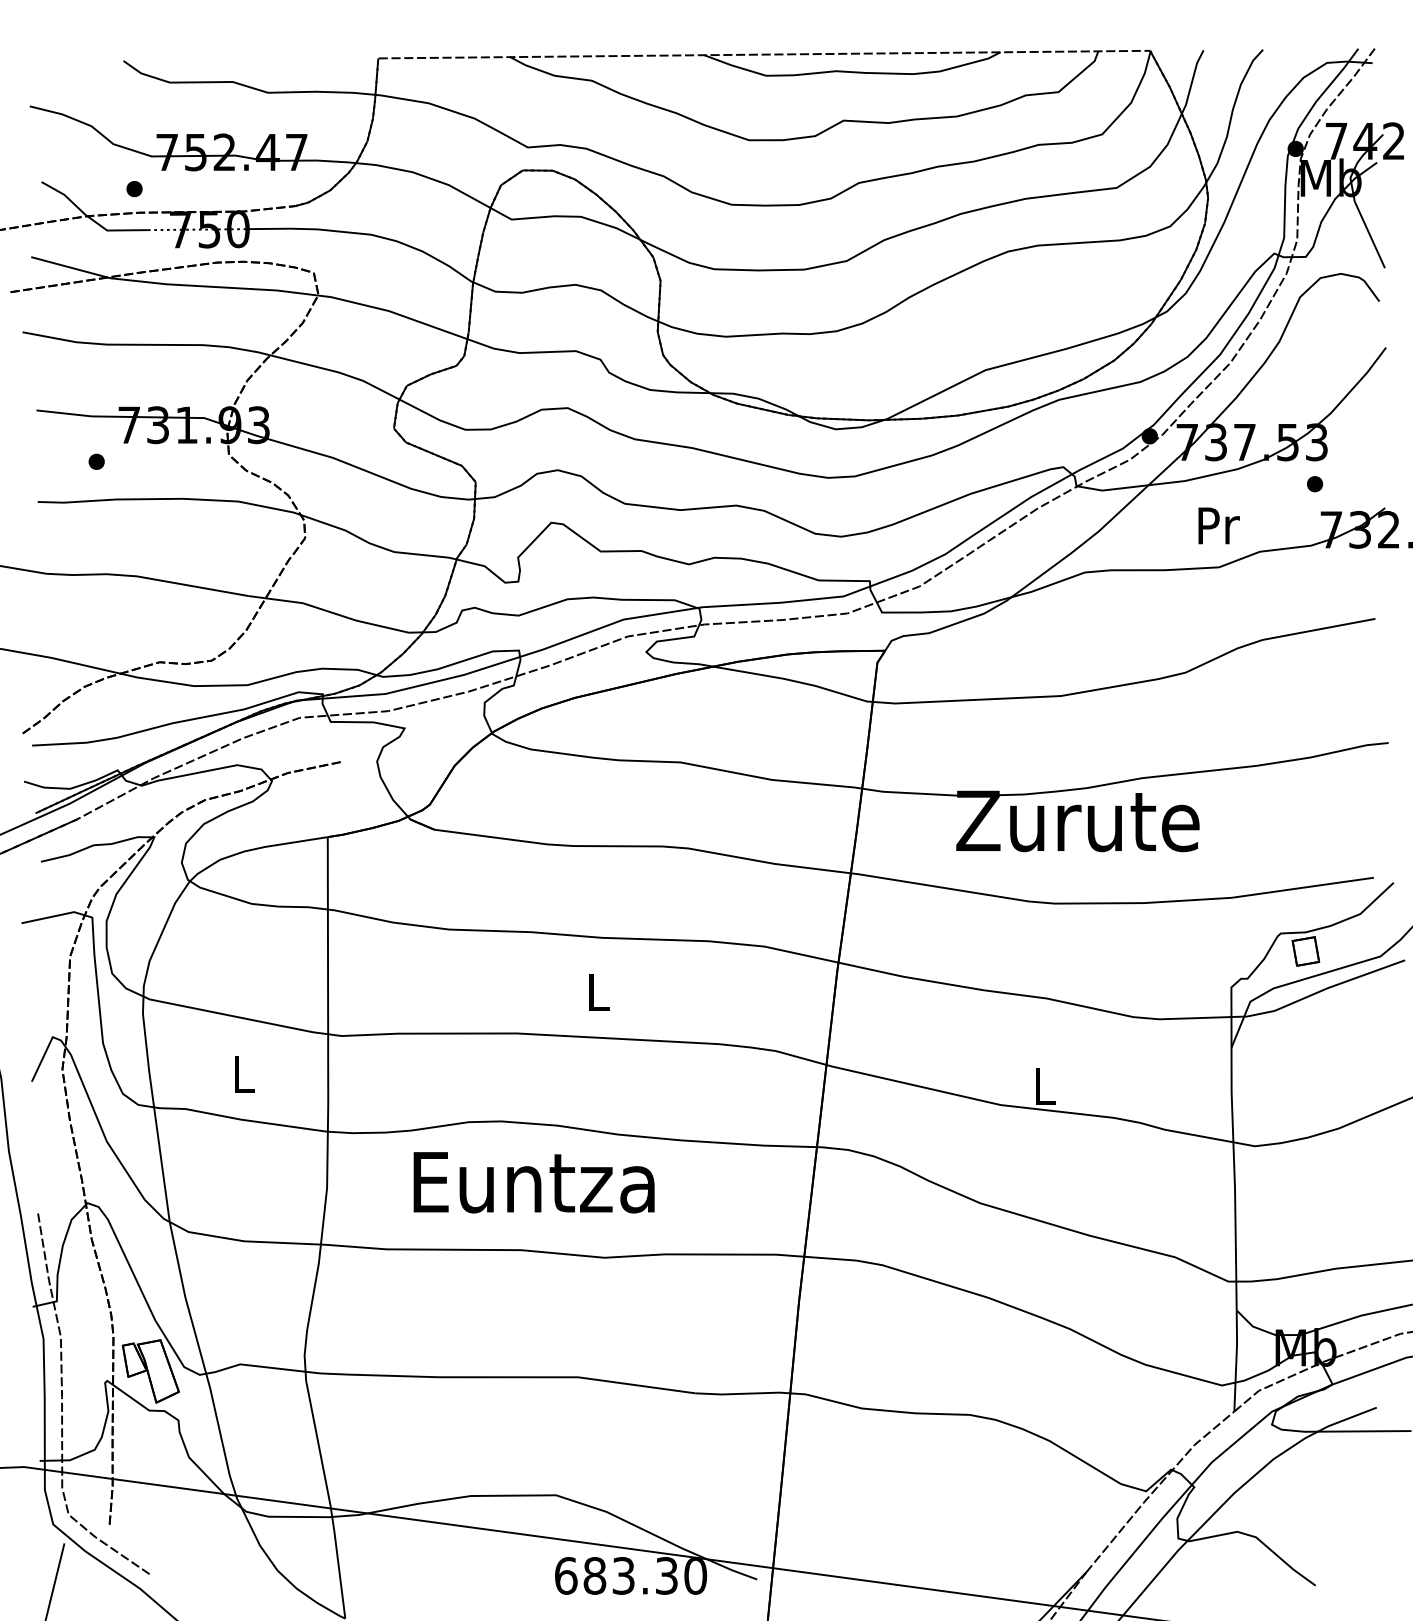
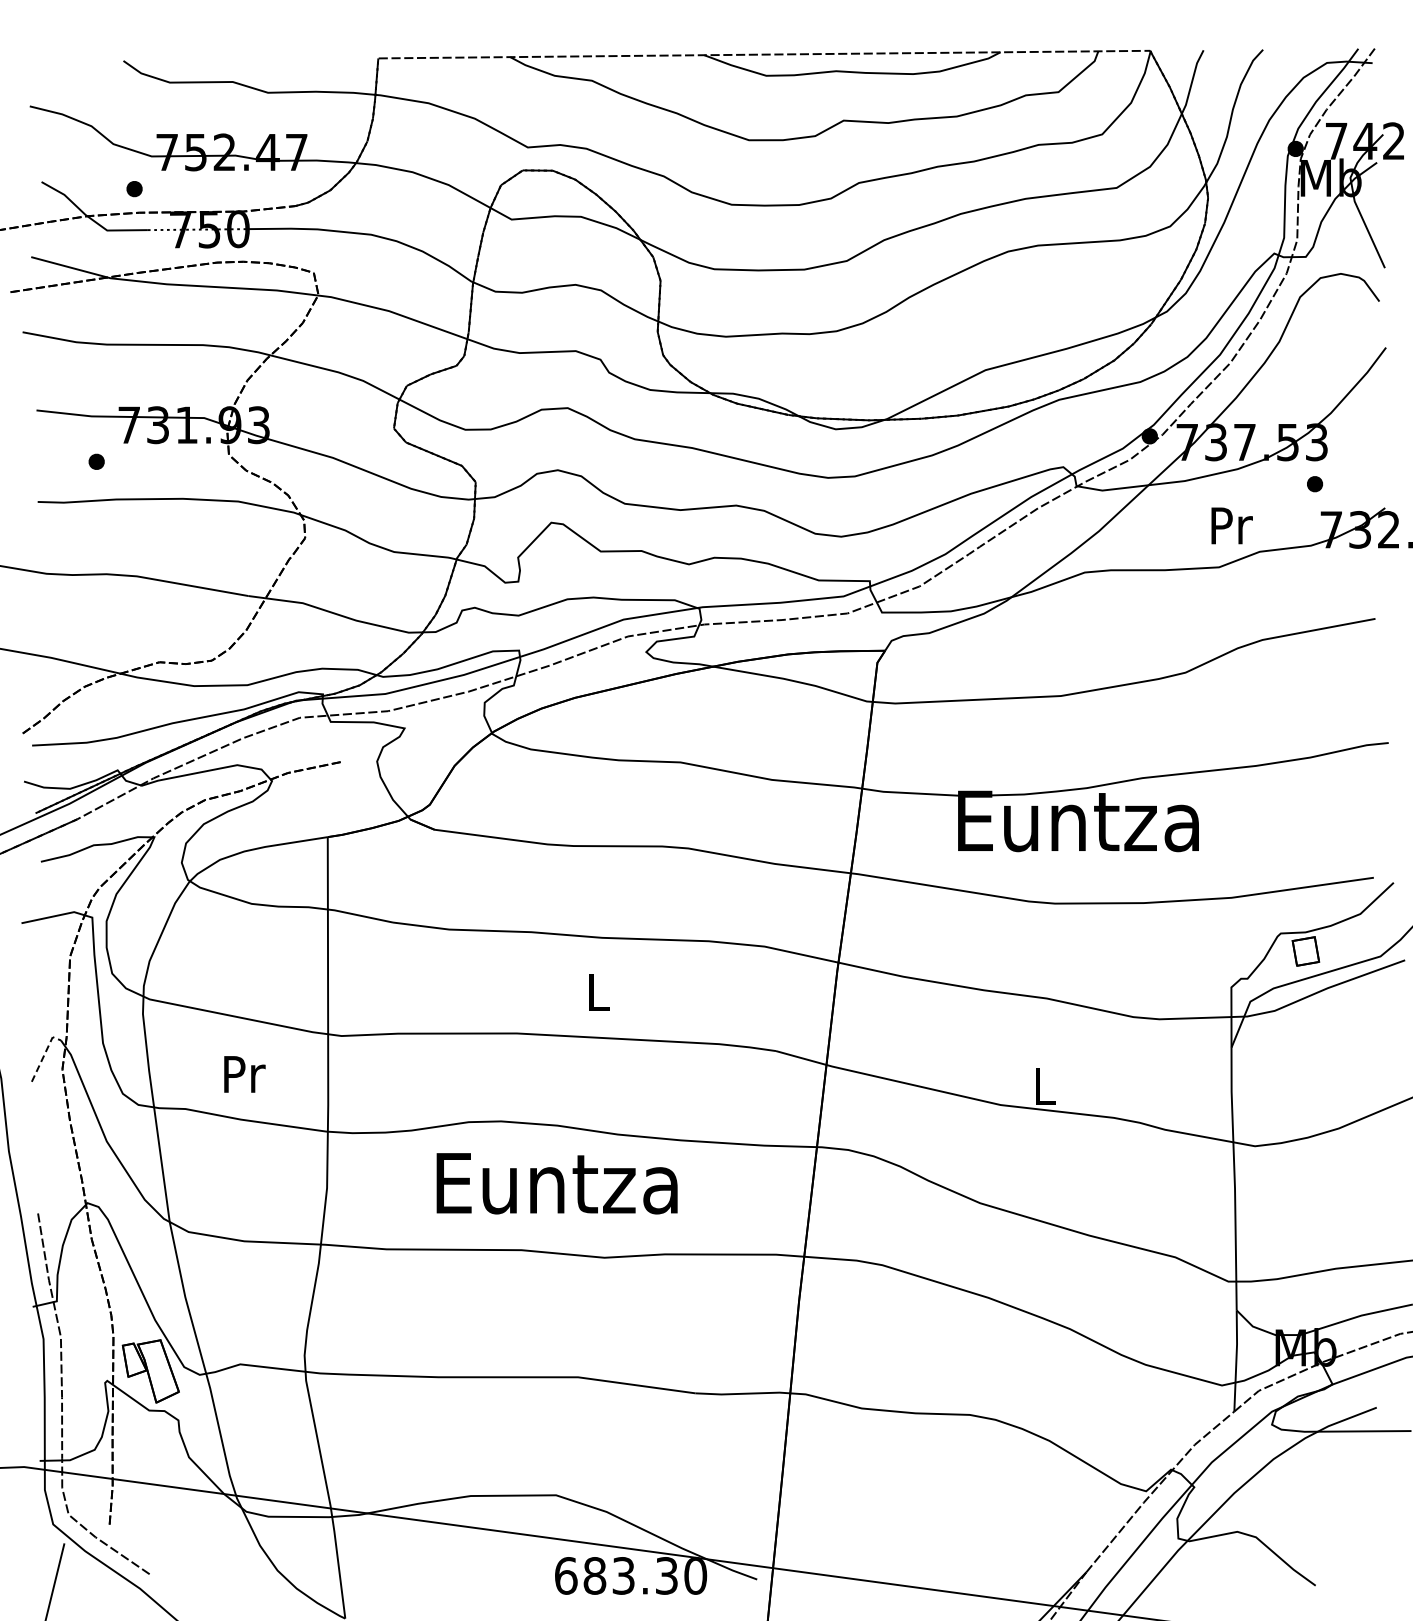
text position: (1218, 525) -> (1231, 525) (1231, 525)
text: Zurute -> Euntza (1077, 821)
line: solid -> dashed (44, 1055)
text: L -> Pr (244, 1074)
text position: (533, 1182) -> (556, 1183) (556, 1183)
